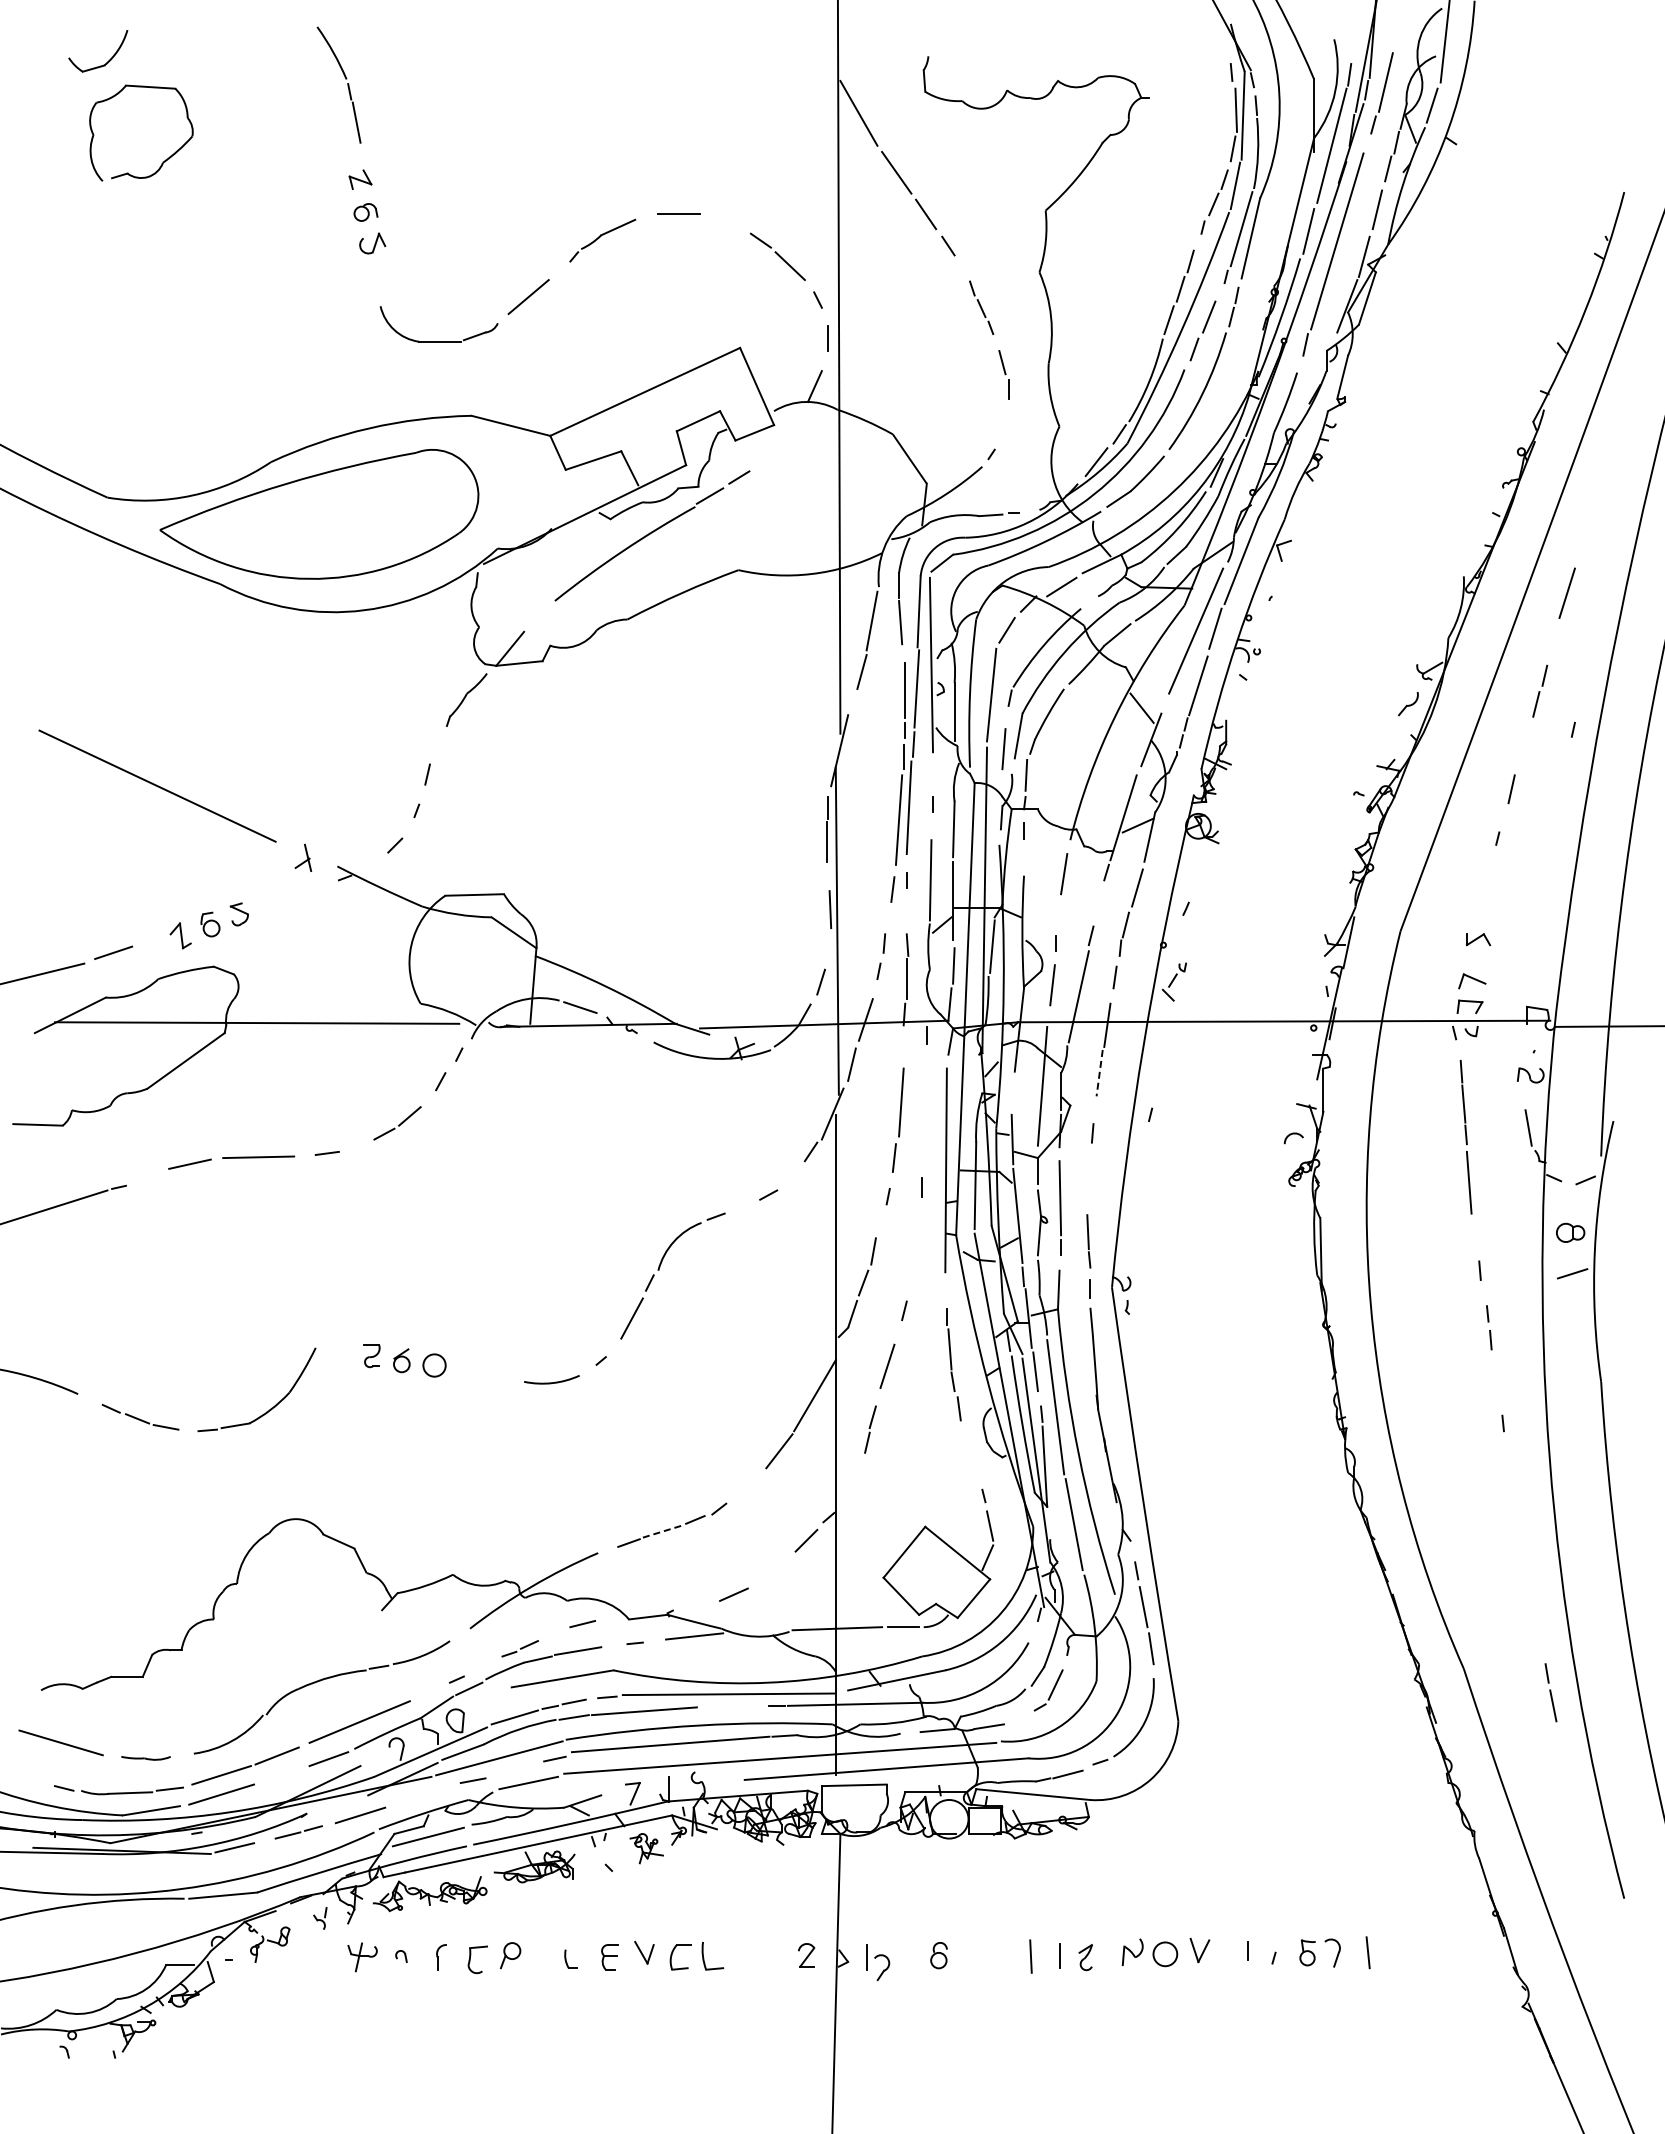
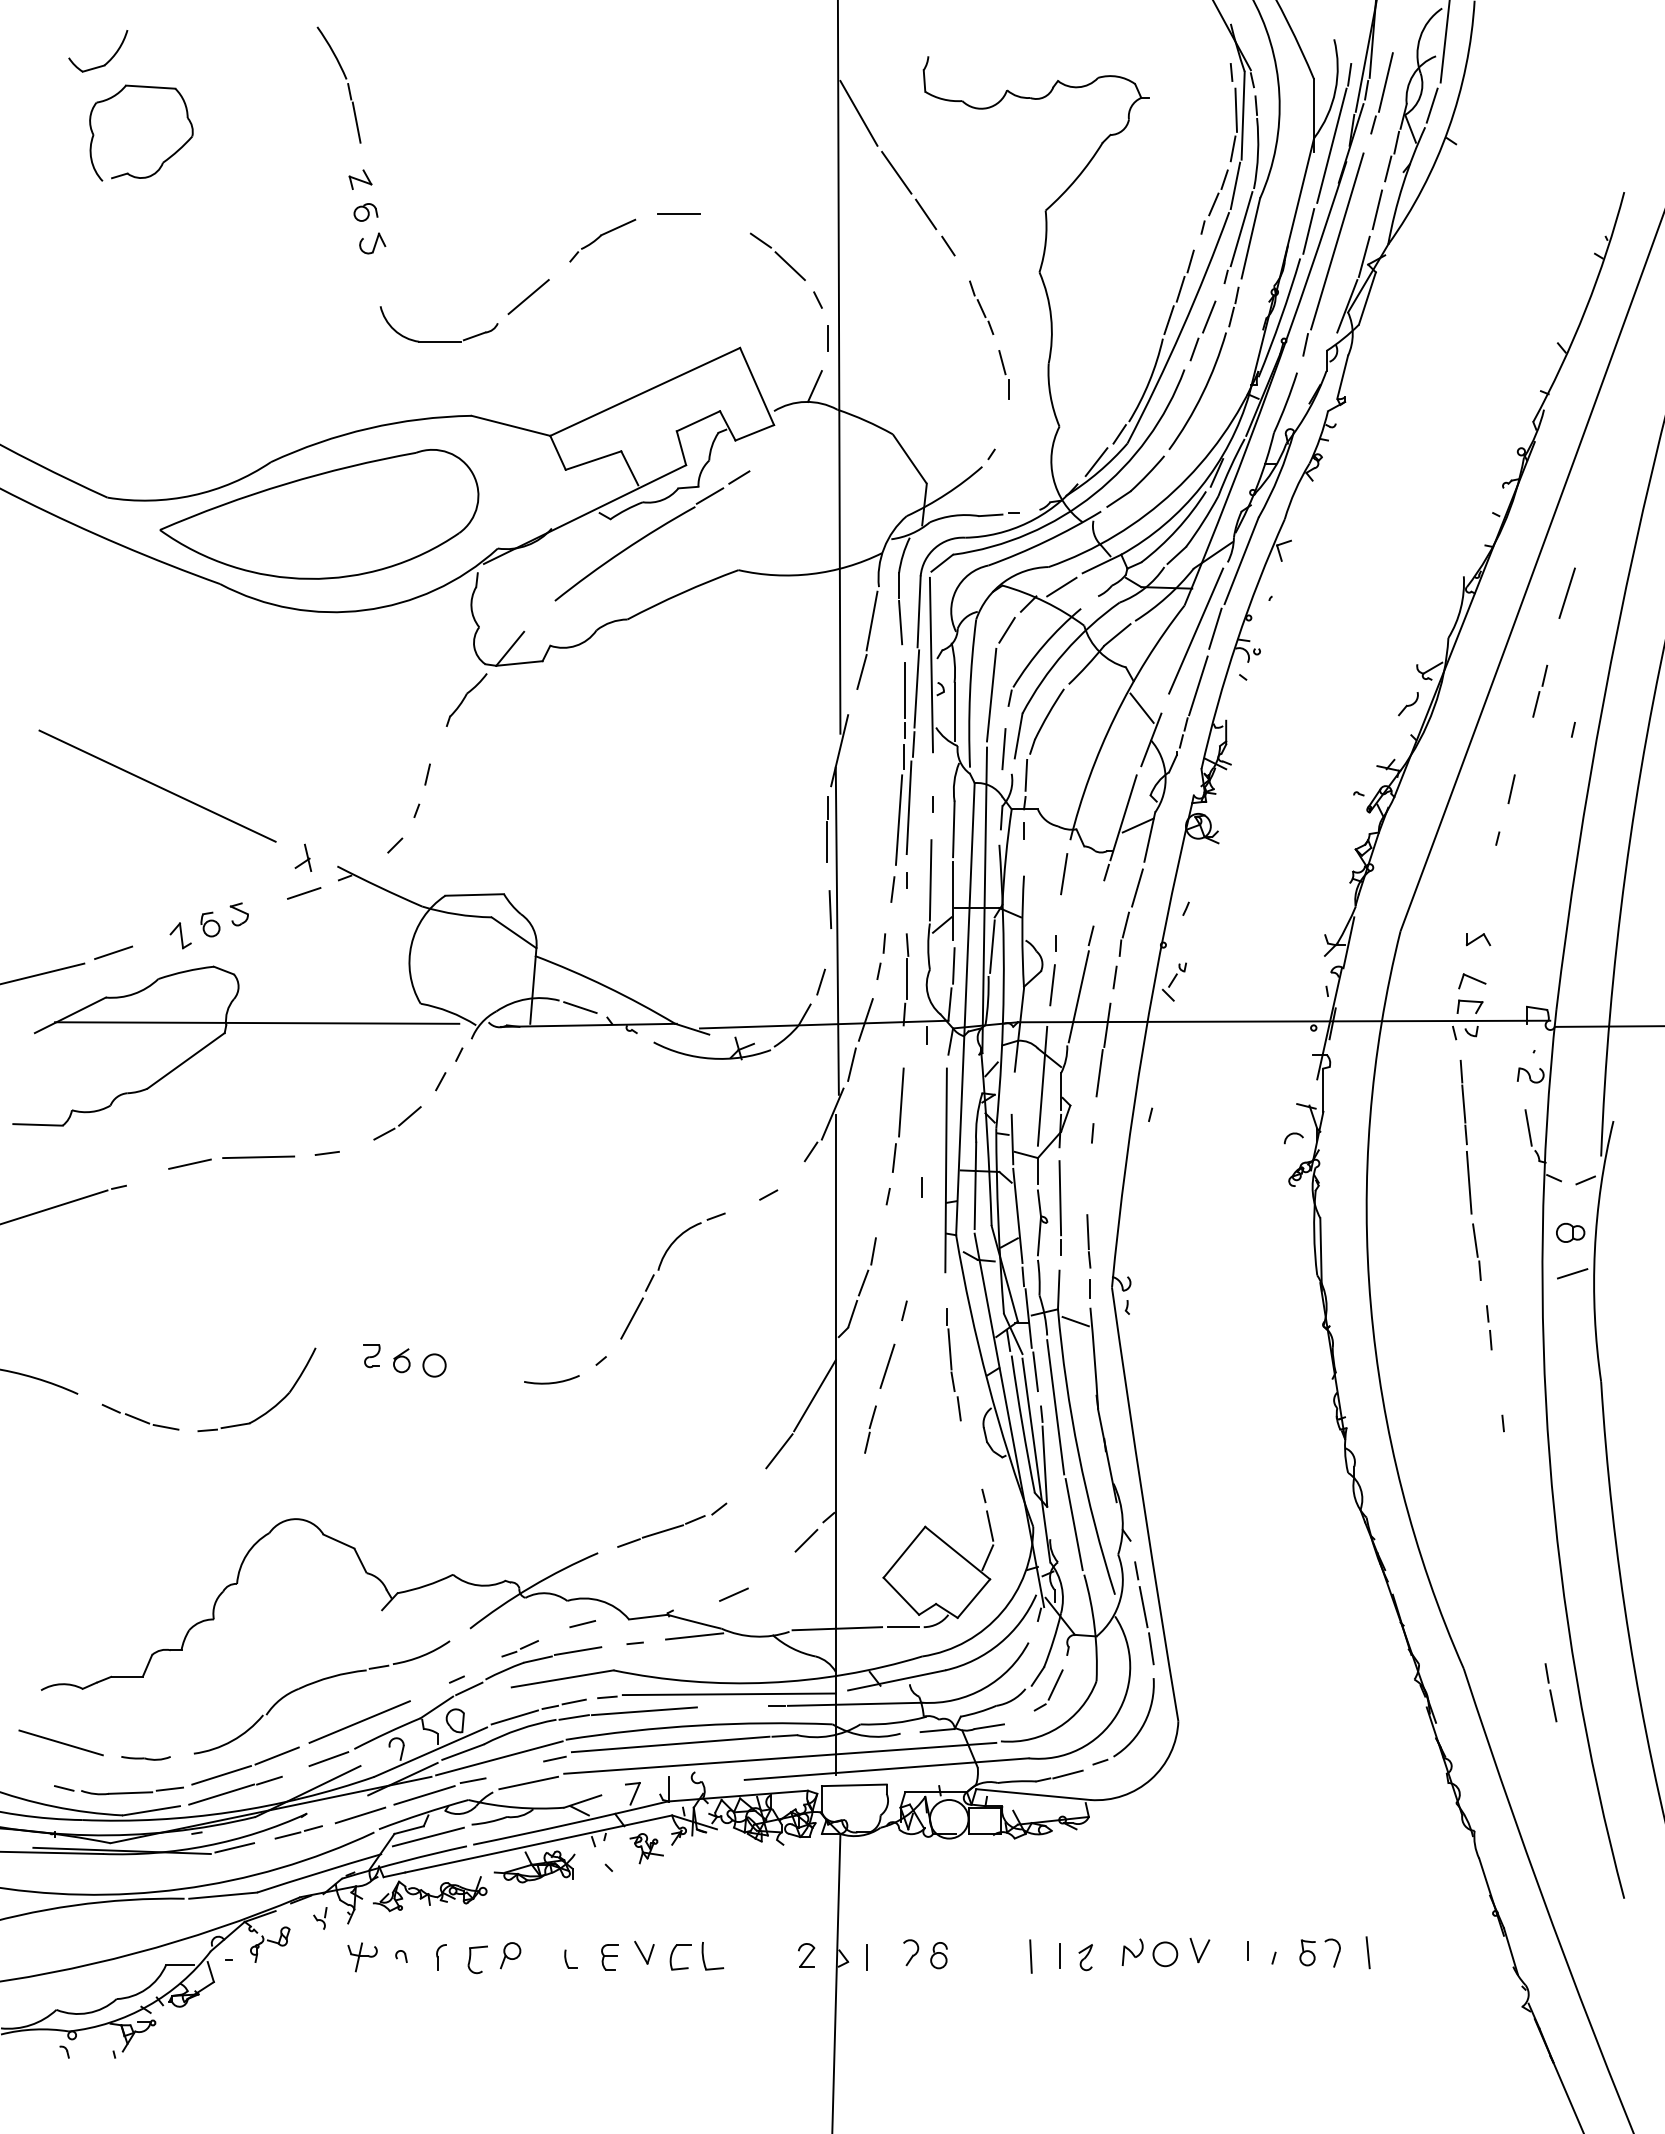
line: none -> present (304, 893)
line: dashed -> solid (1099, 1073)
line: none -> present (1475, 1240)
line: none -> present (1075, 1321)
line: dashed -> solid (662, 1531)
line: none -> present (269, 1780)
line: none -> present (424, 1795)
part position: (882, 1967) -> (911, 1952) (911, 1952)
